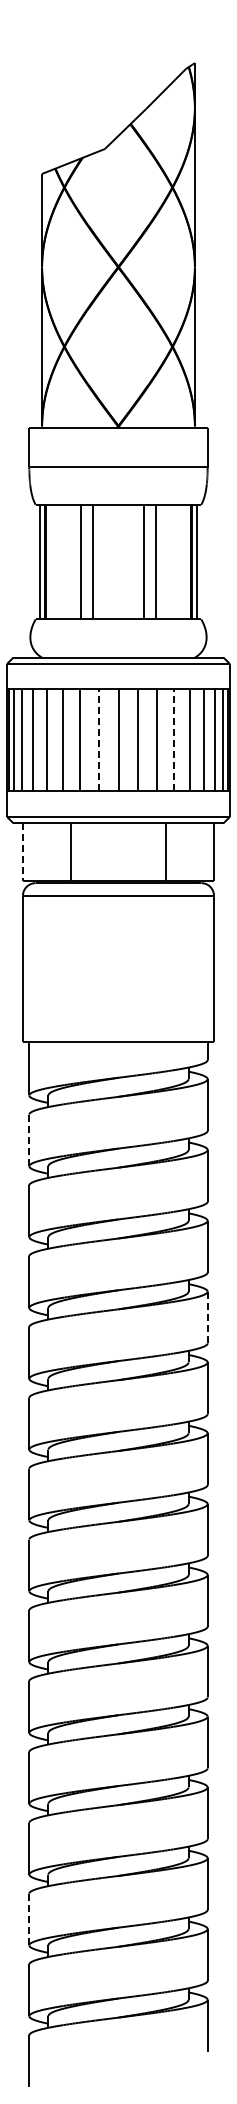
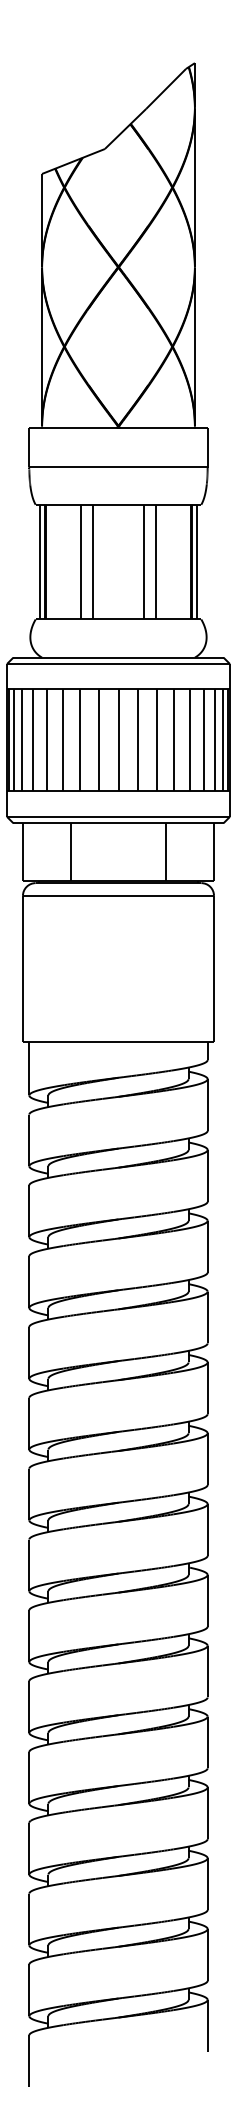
line: dashed -> solid (99, 740)
line: dashed -> solid (174, 740)
line: dashed -> solid (22, 851)
line: dashed -> solid (29, 1140)
line: dashed -> solid (207, 1317)
line: dashed -> solid (29, 1919)
